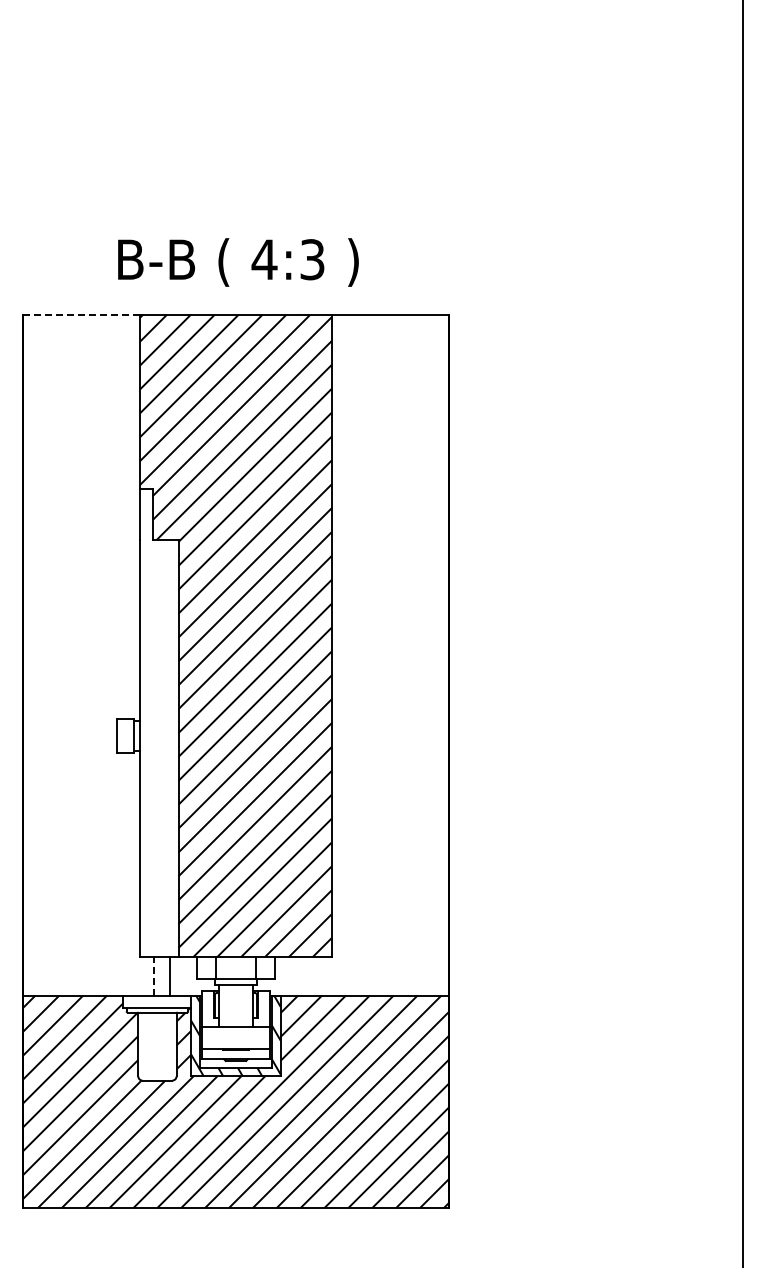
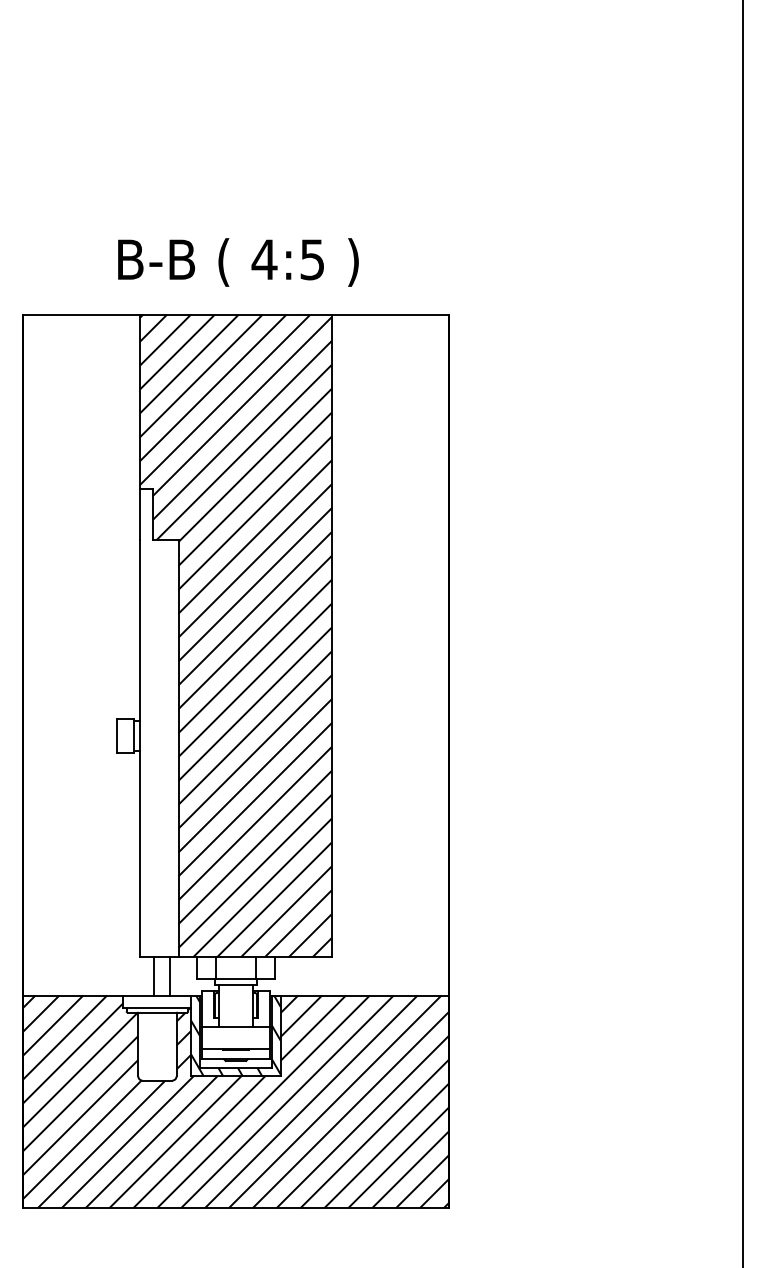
text: 4:3 -> 4:5 (312, 259)
line: dashed -> solid (81, 314)
line: dashed -> solid (153, 975)
